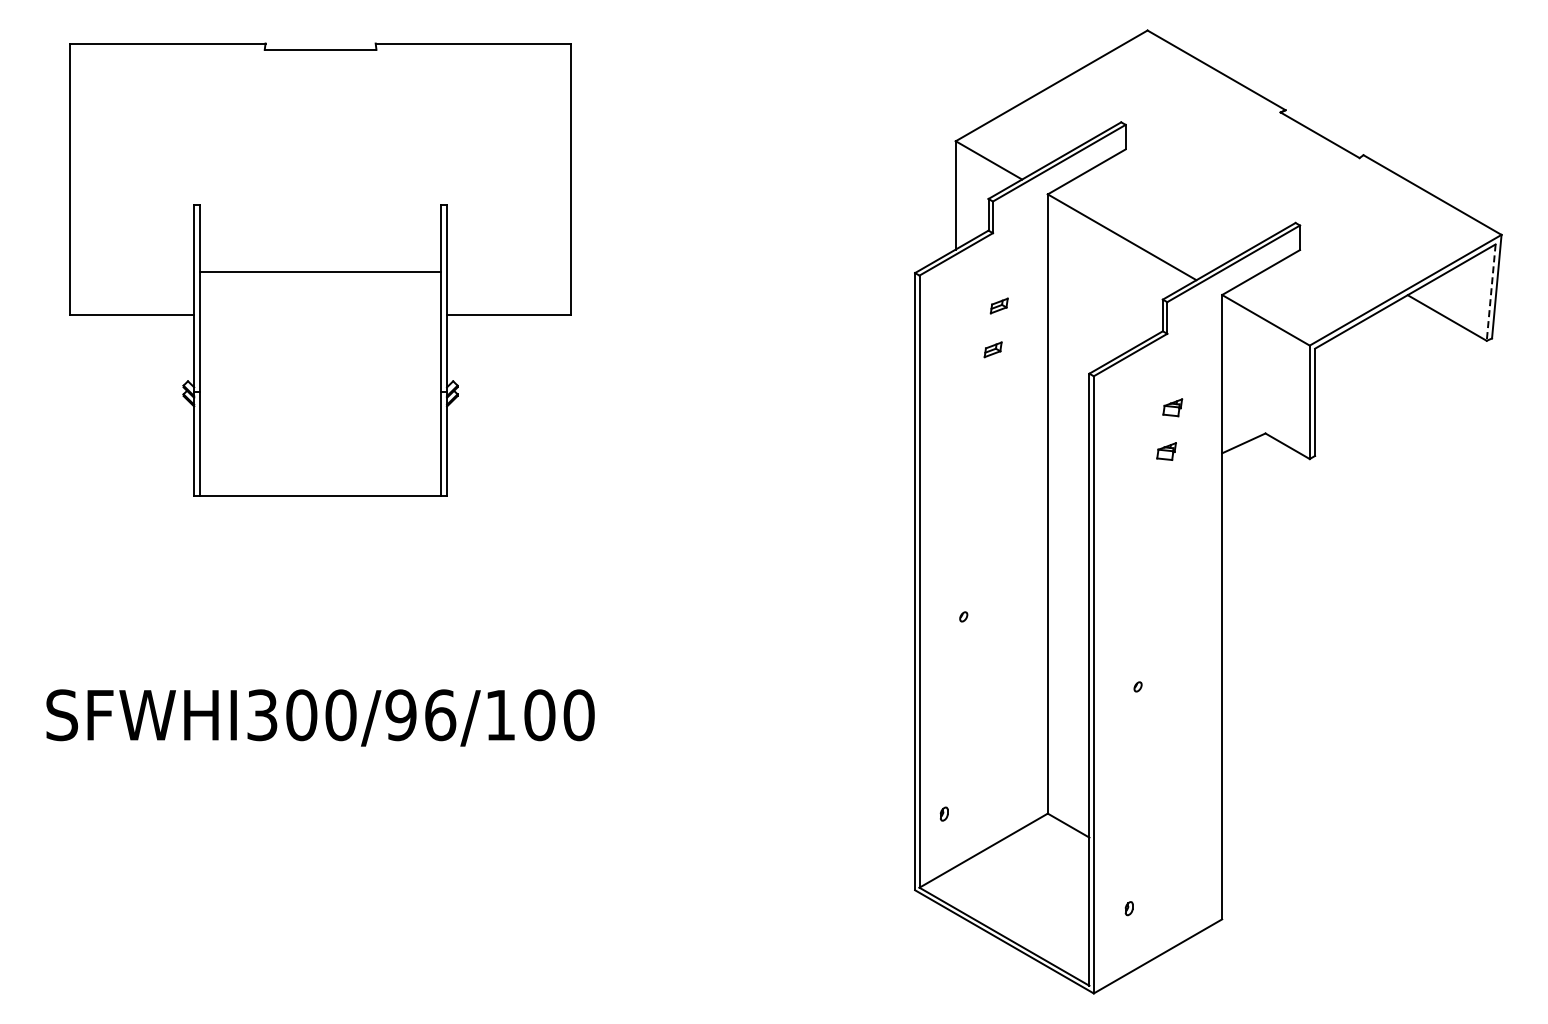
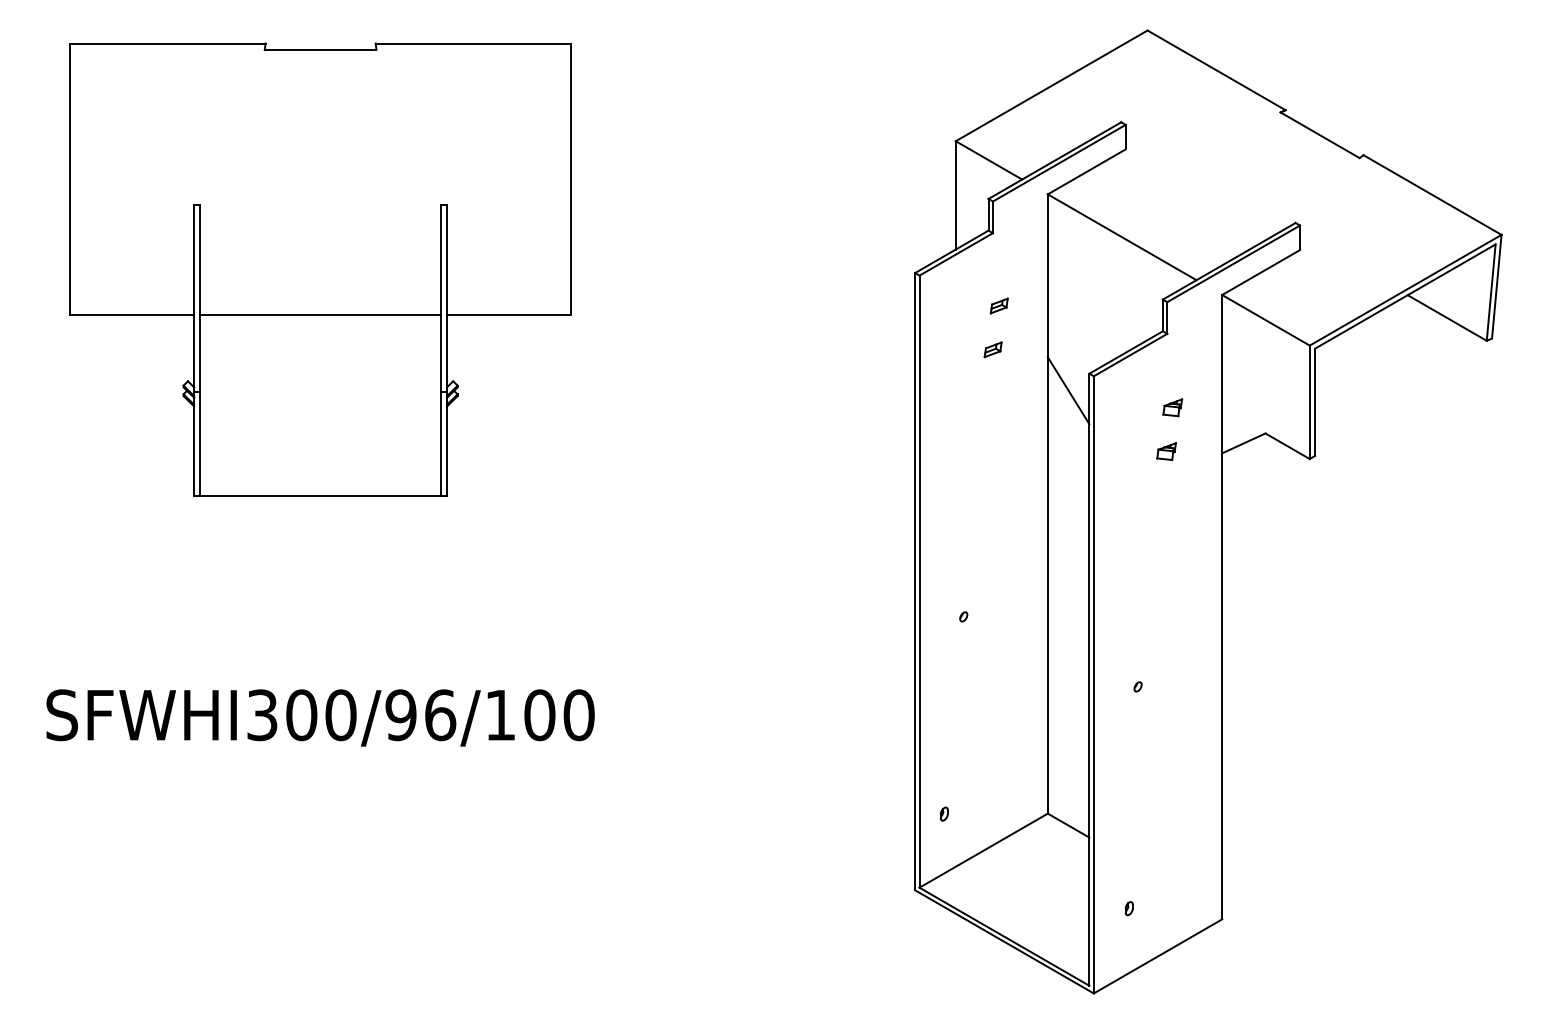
line position: (320, 271) -> (320, 314) (320, 314)
line: dashed -> solid (1491, 293)
line: none -> present (1068, 390)
